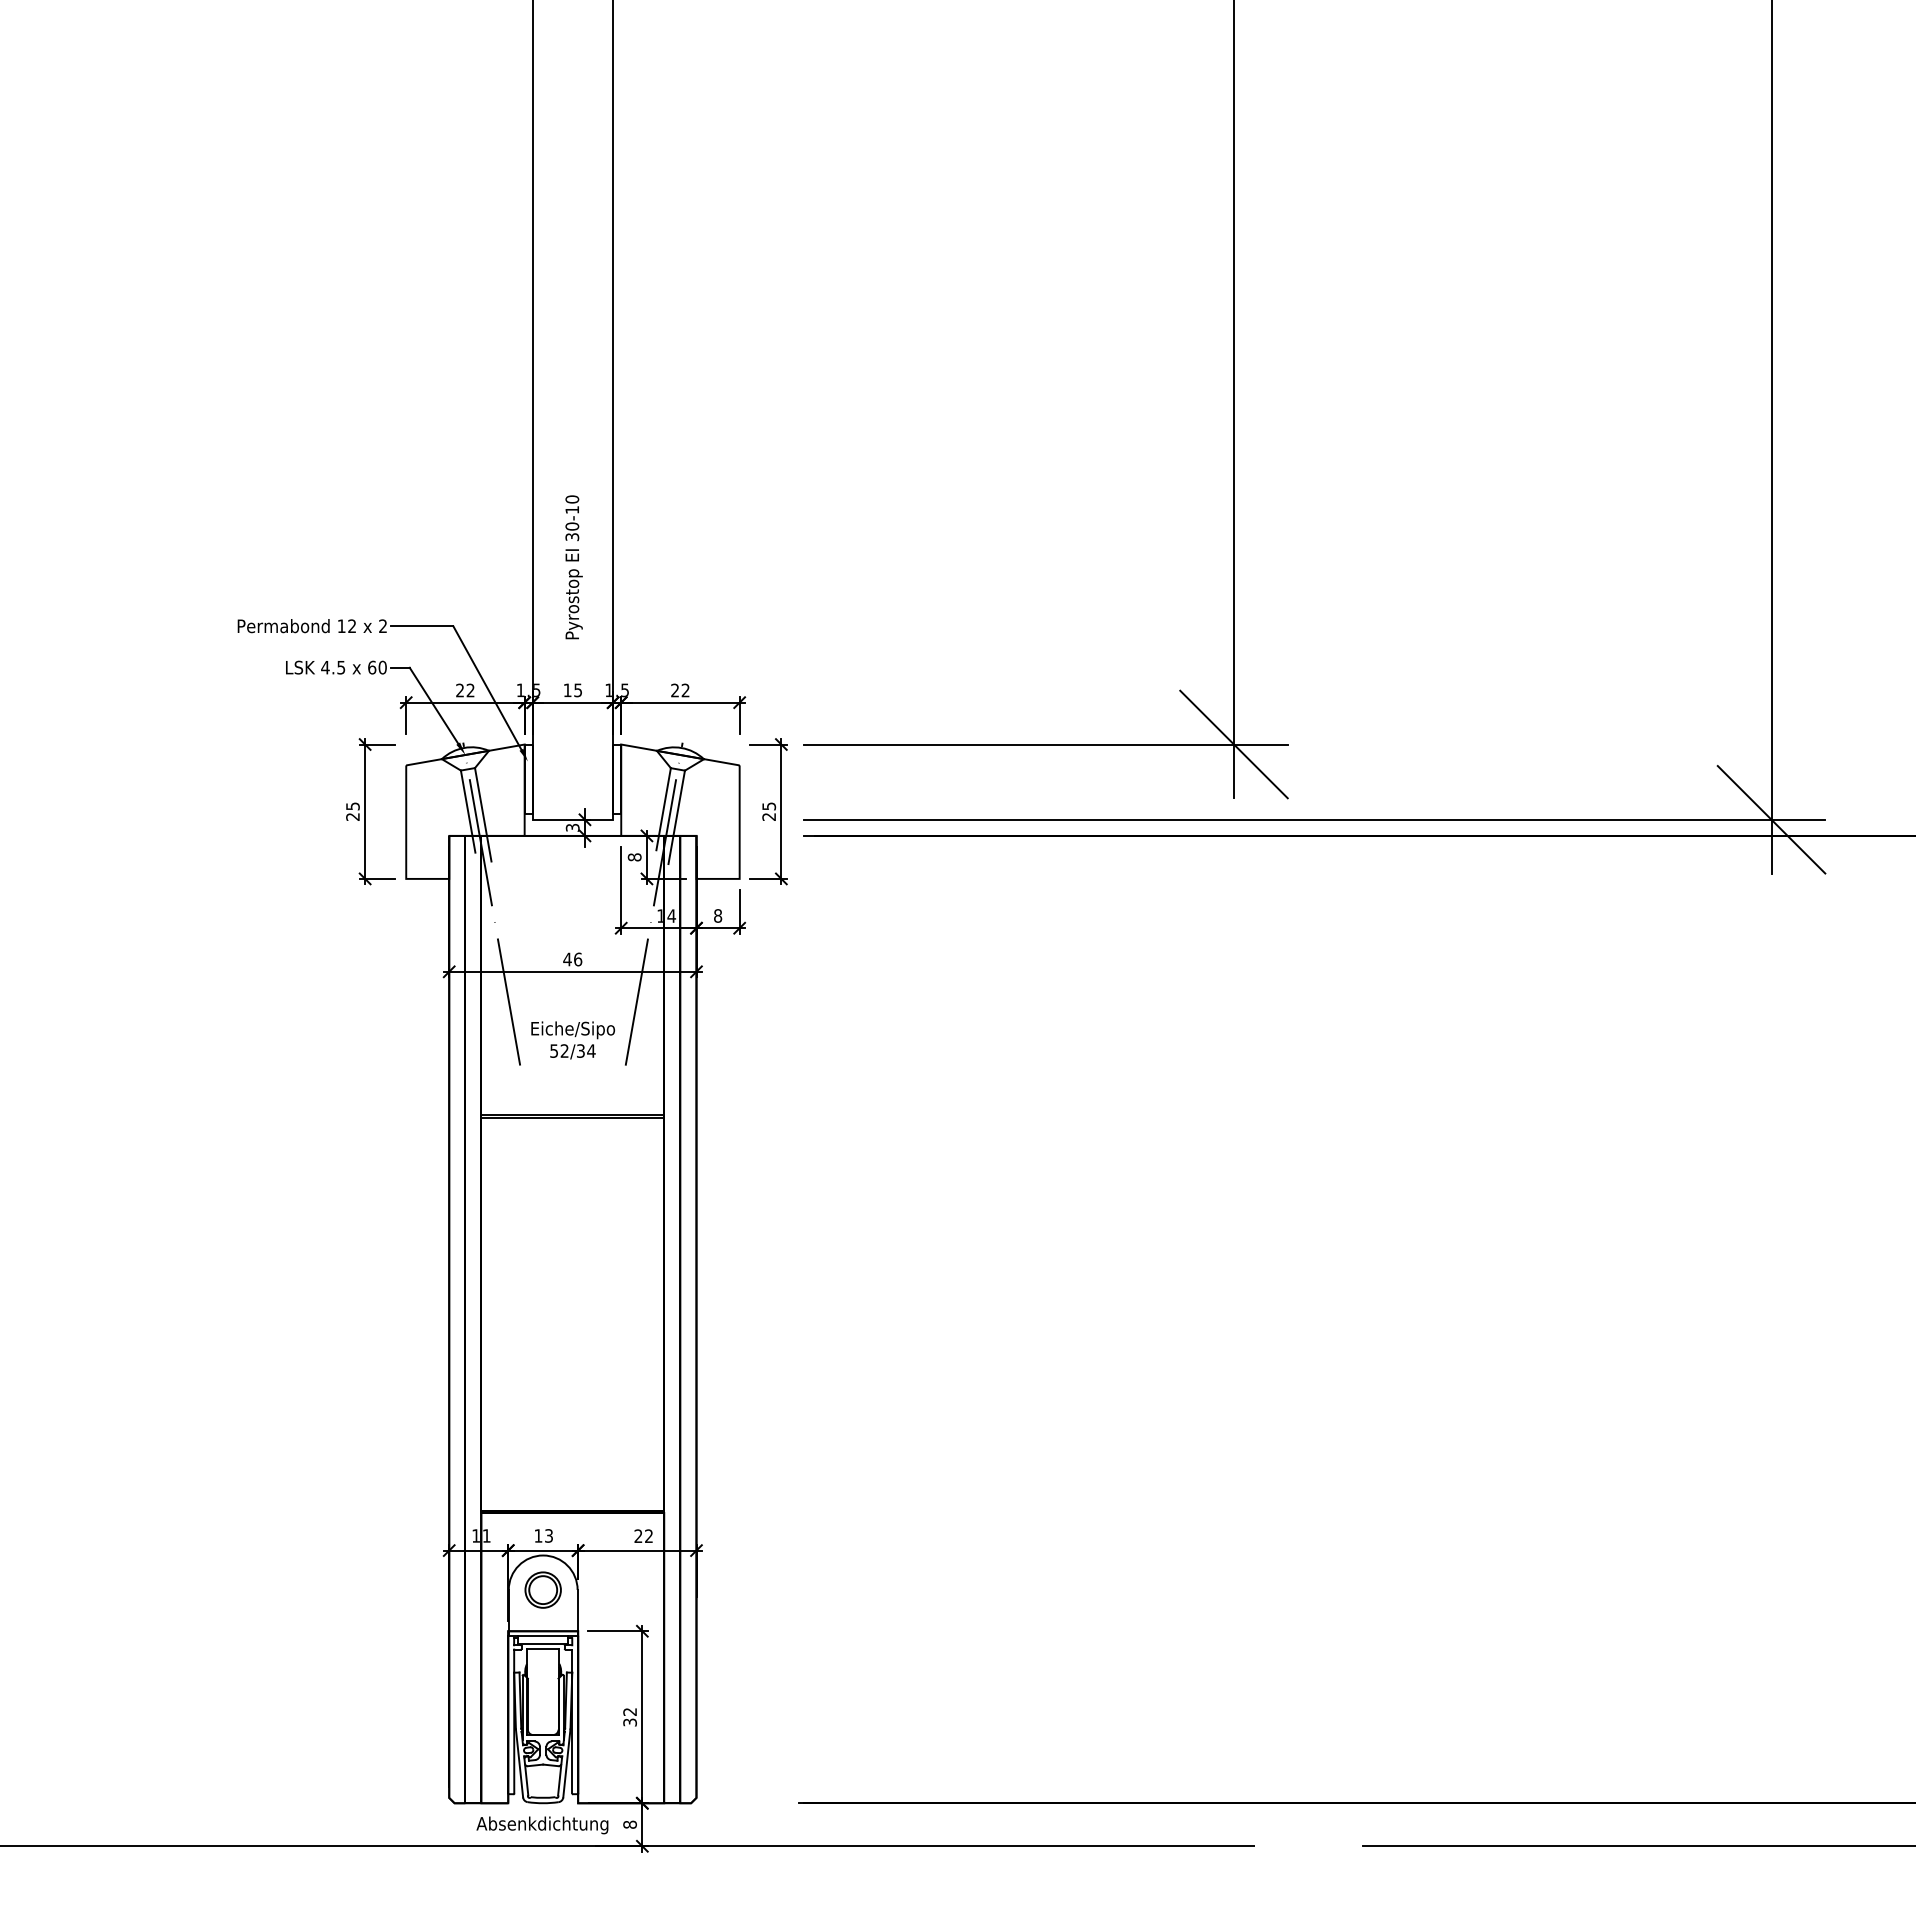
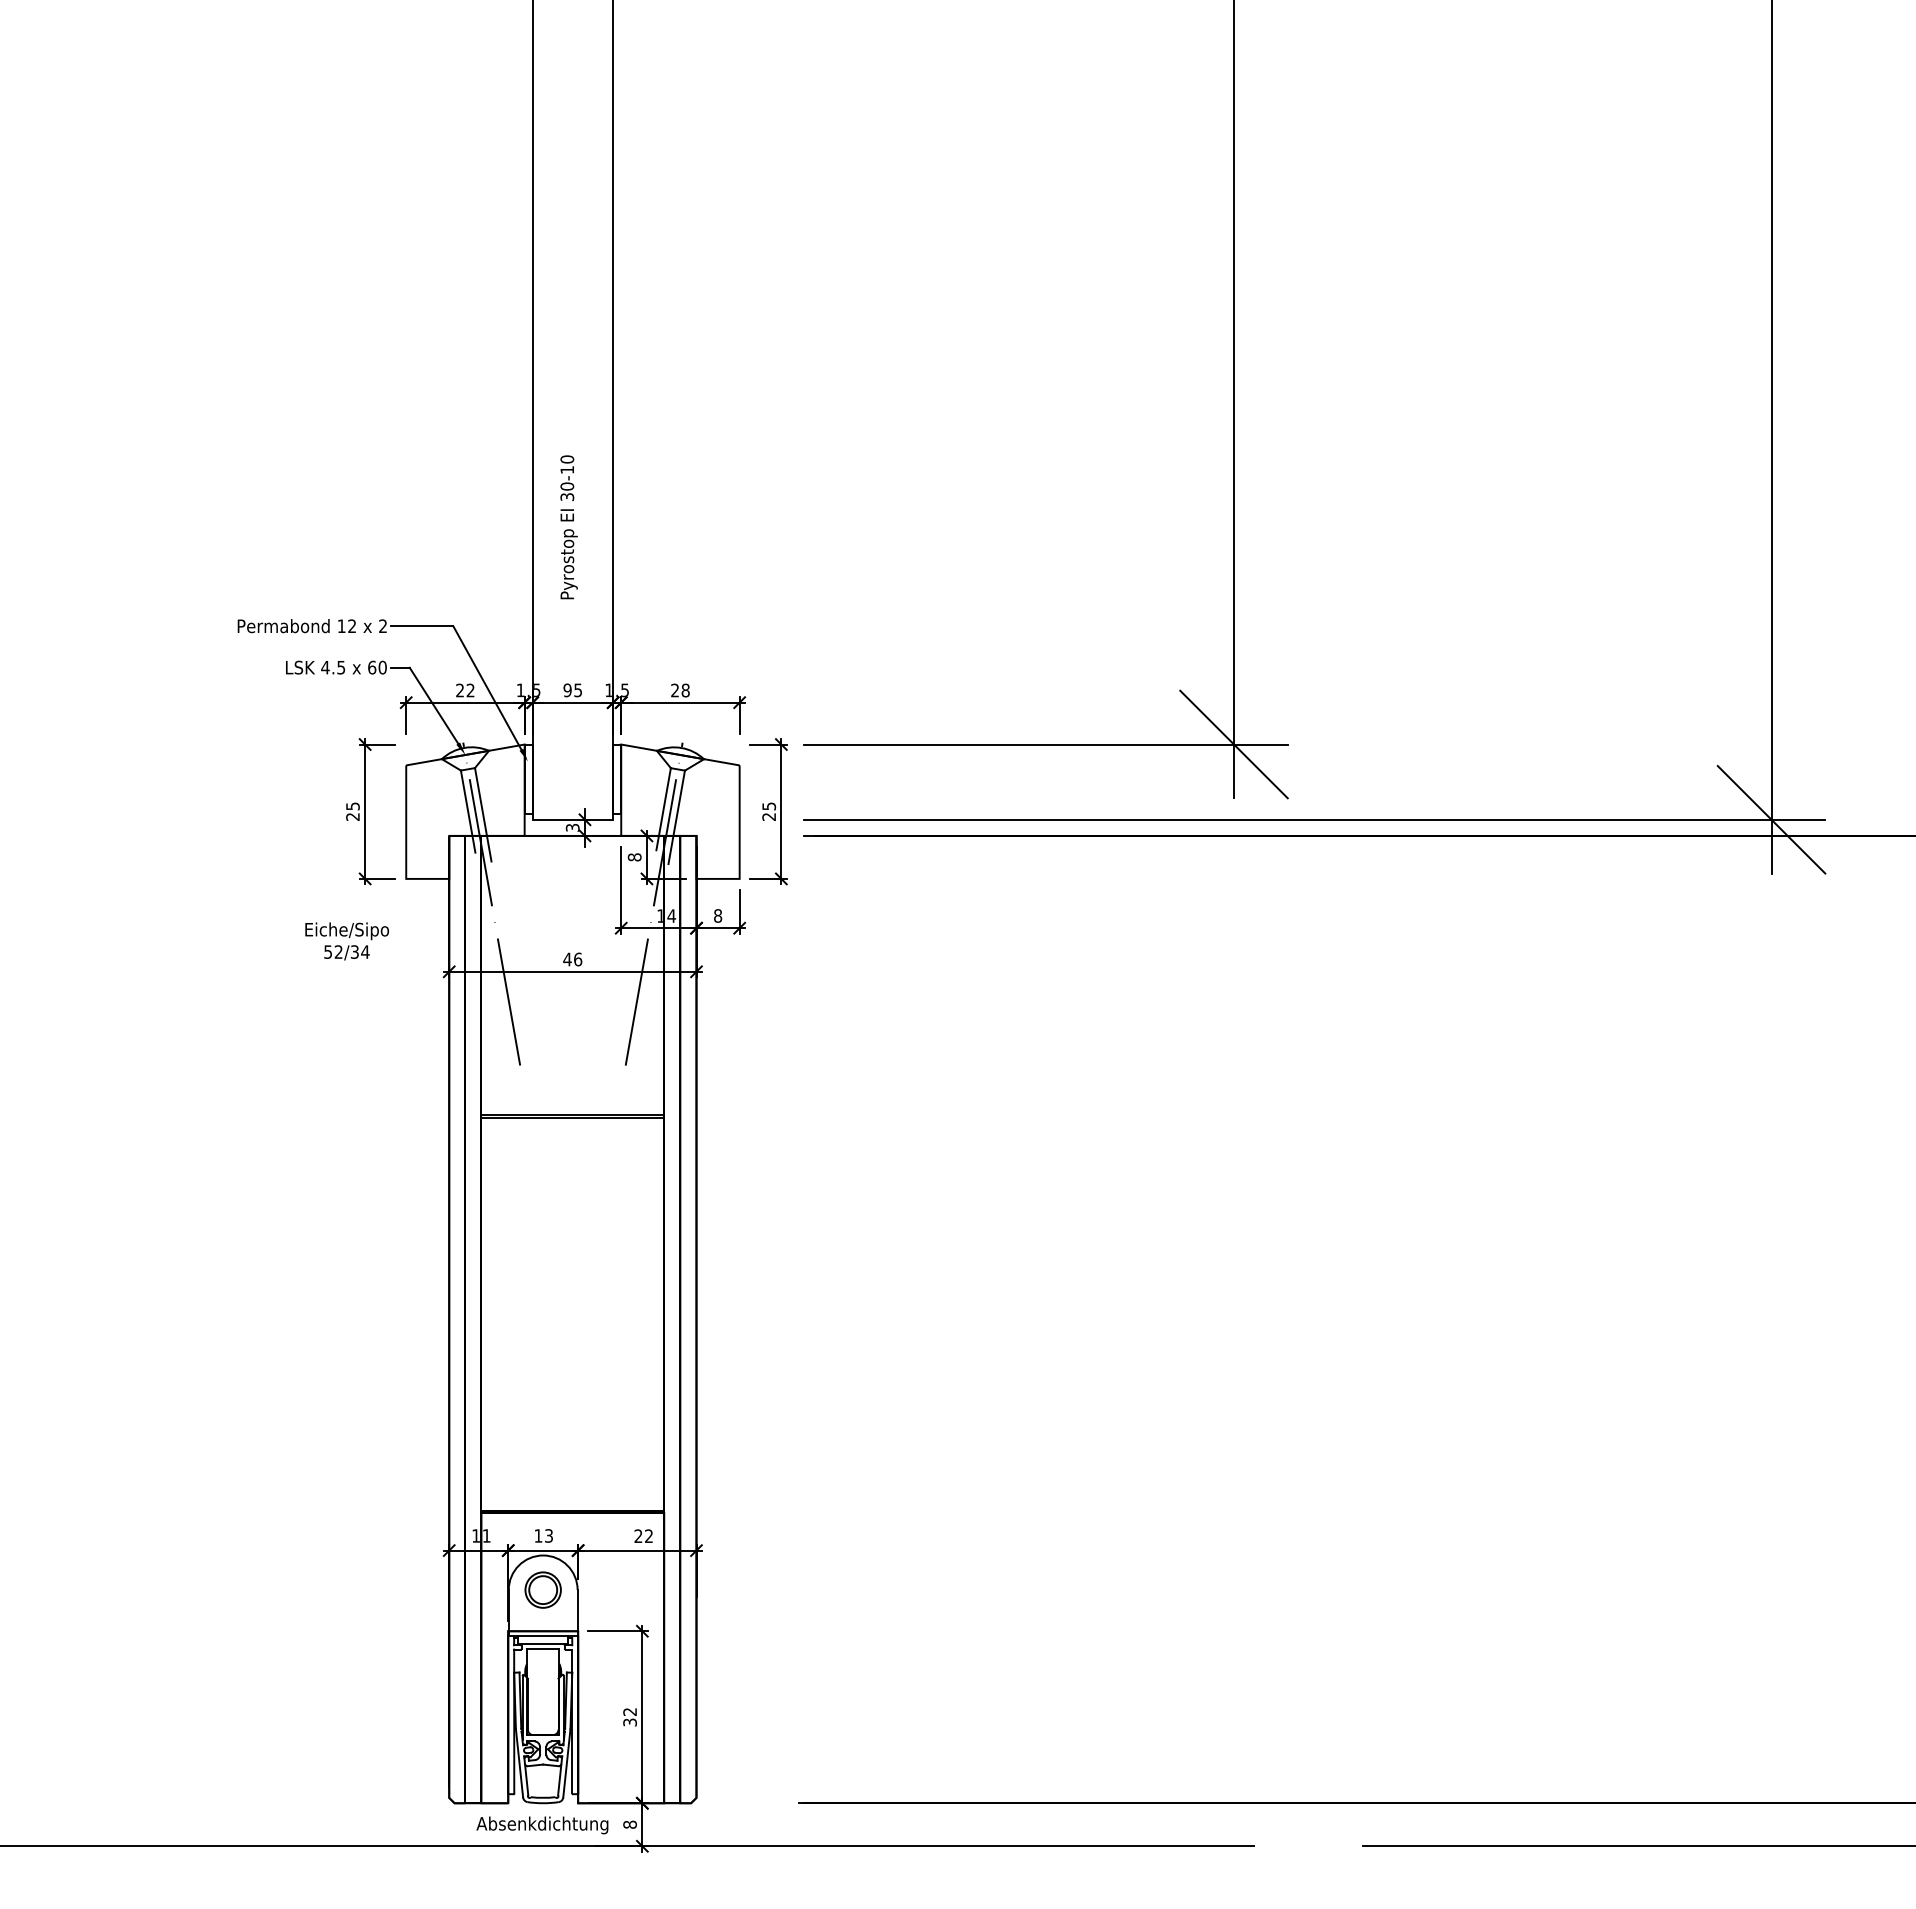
text position: (573, 567) -> (568, 527) (568, 527)
text: 15 -> 95 (567, 690)
text: 22 -> 28 (685, 690)
text position: (572, 1040) -> (346, 941) (346, 941)
